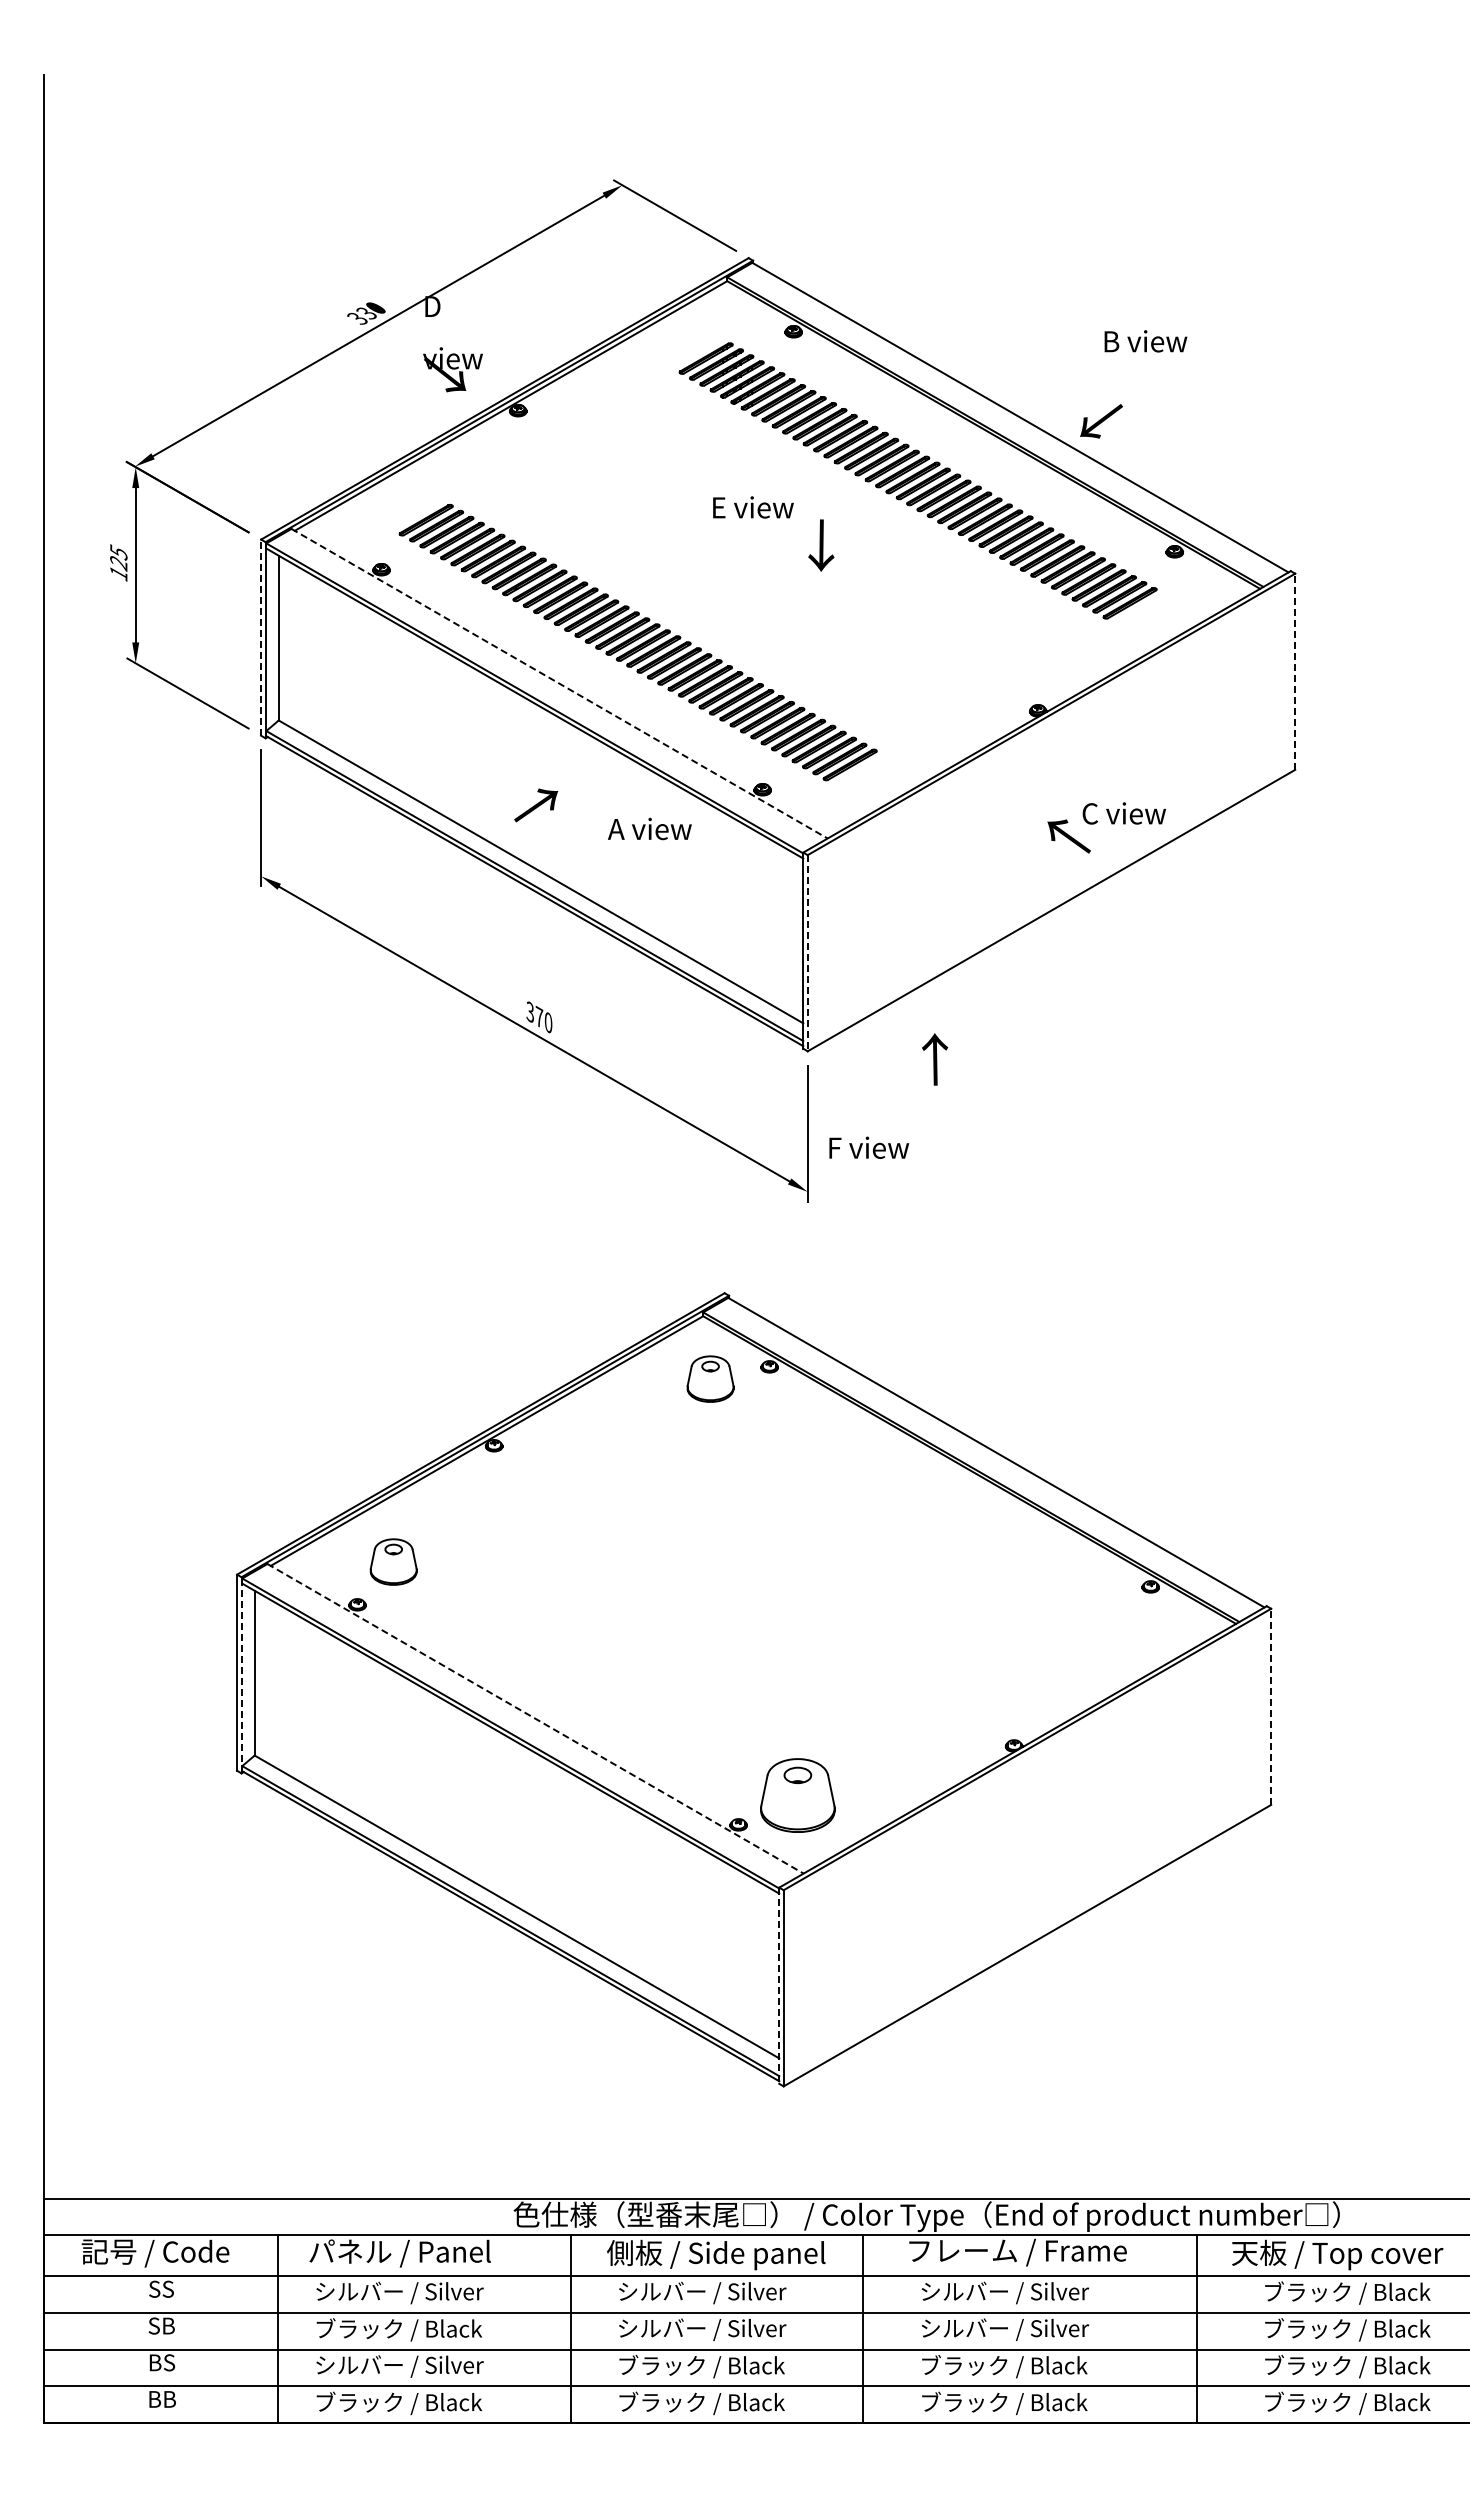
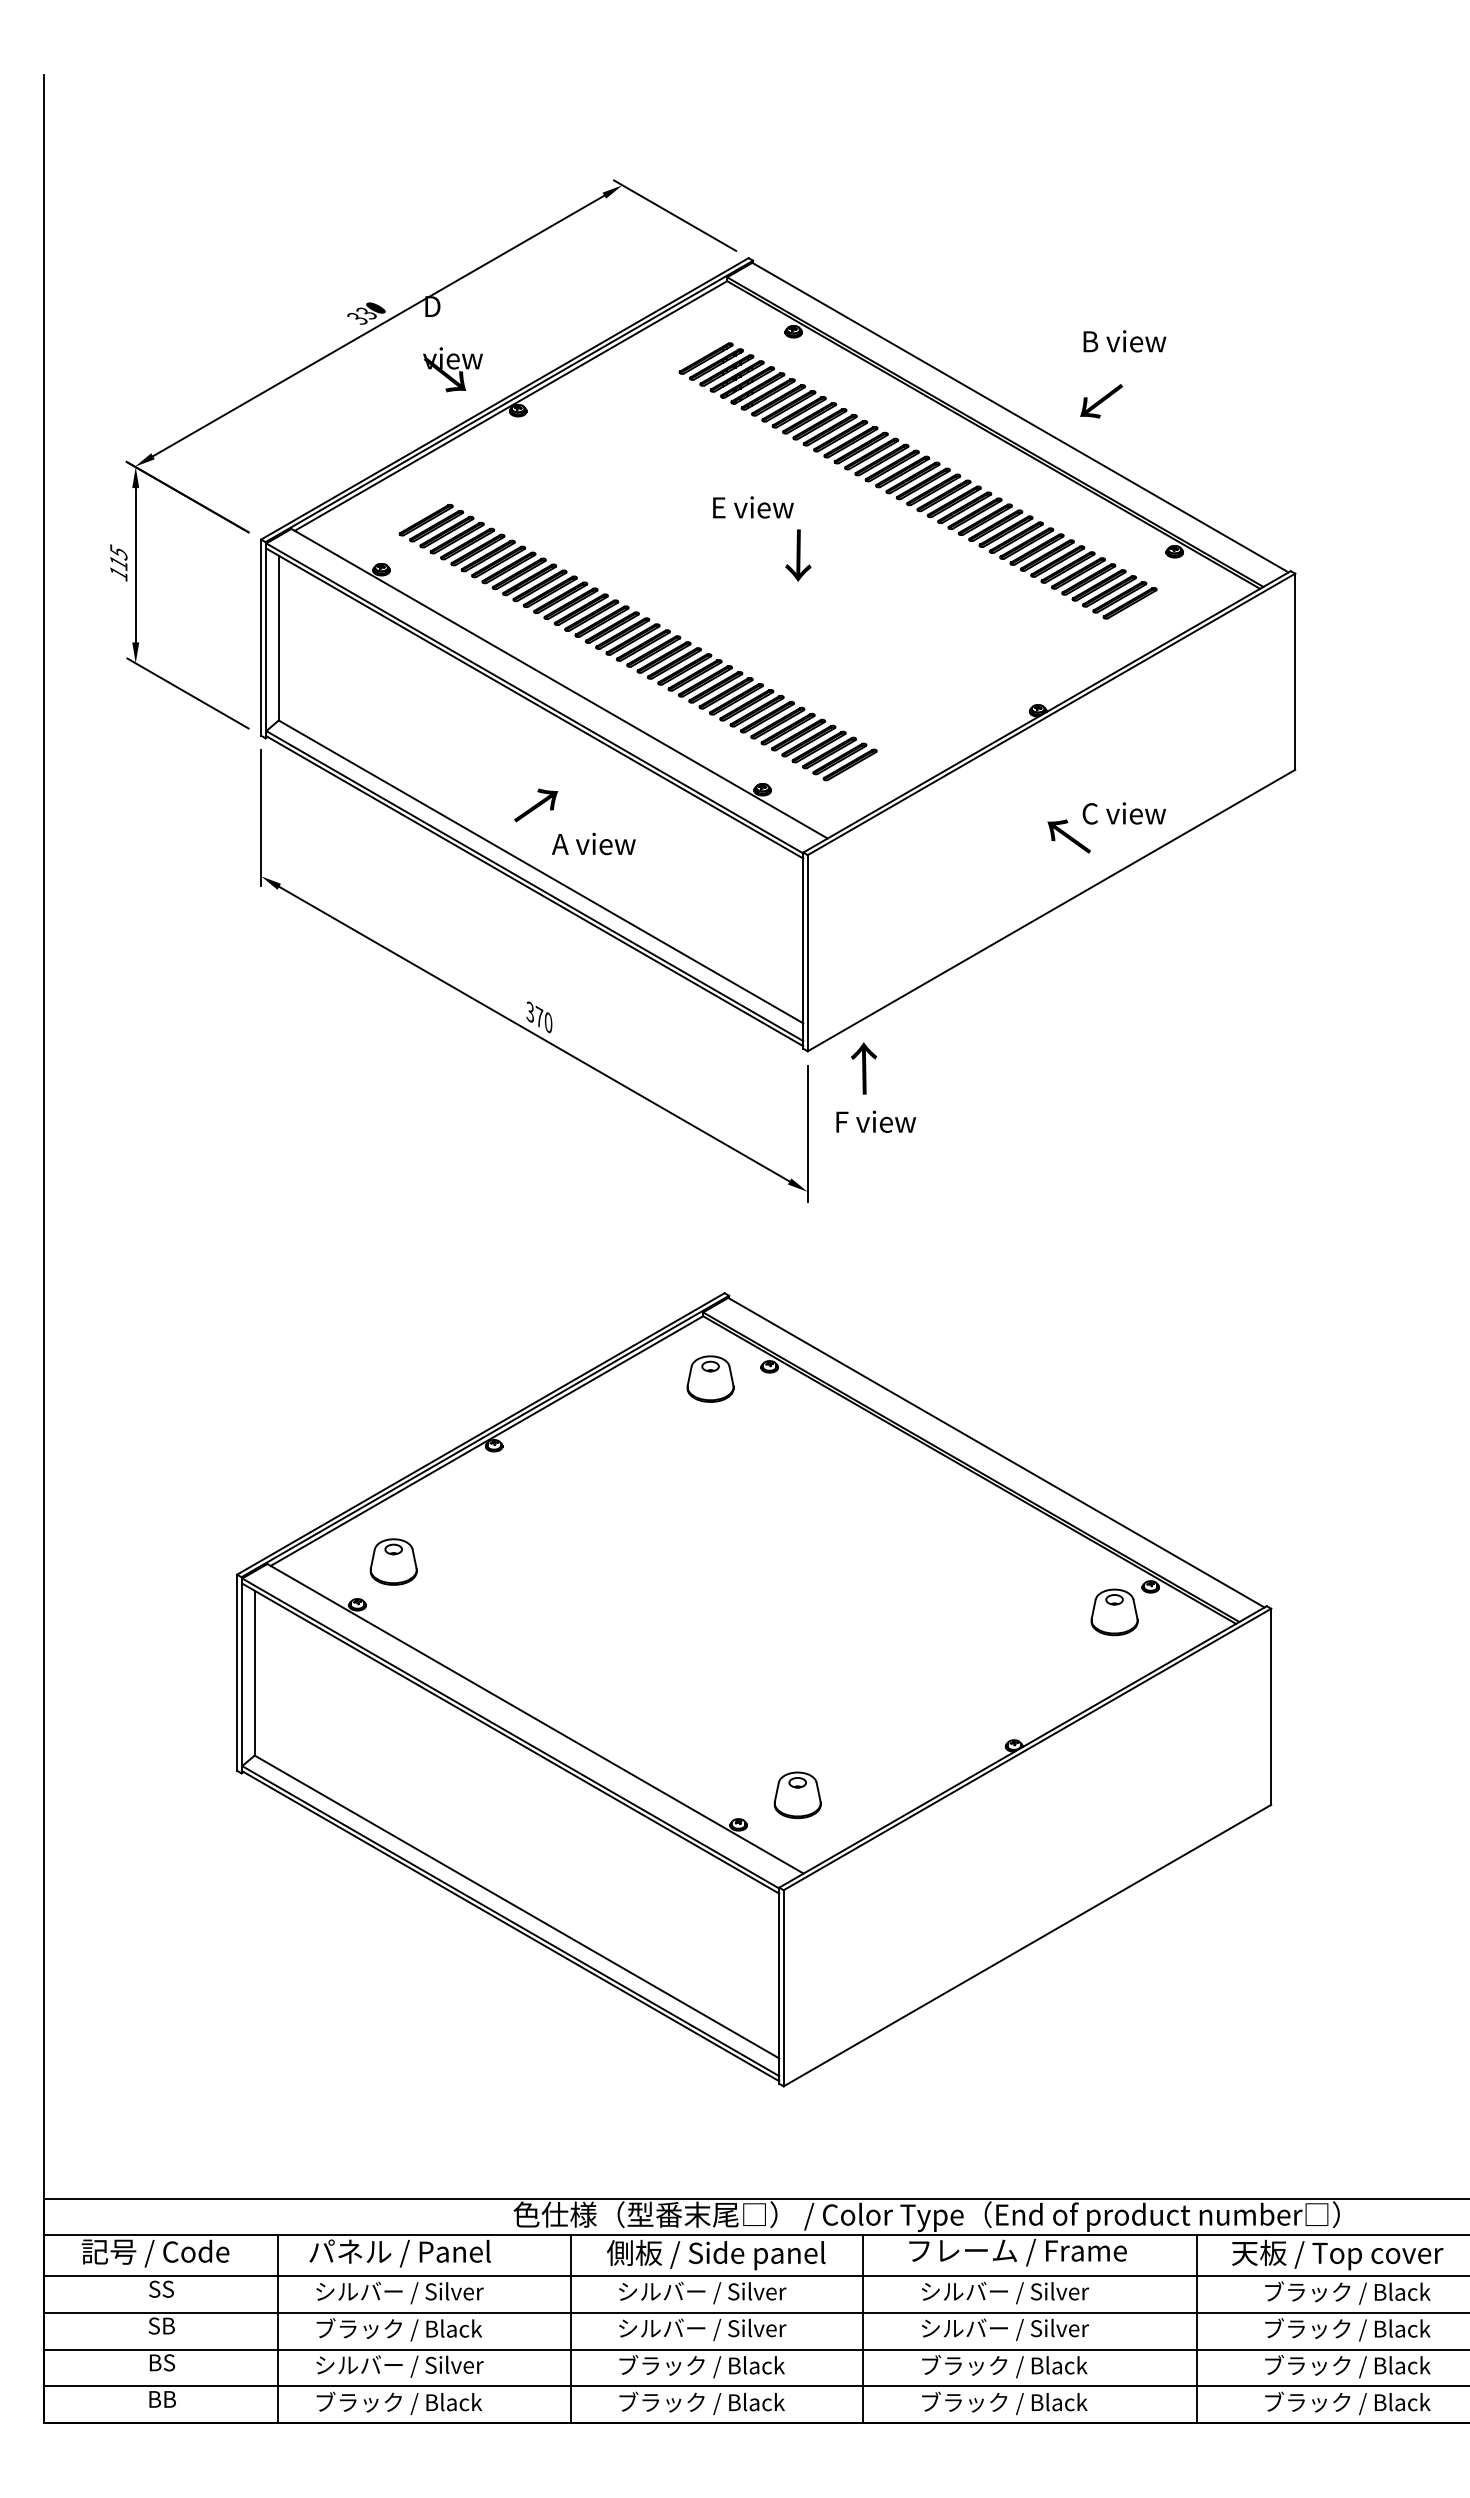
text position: (1145, 341) -> (1124, 341) (1124, 341)
text position: (1101, 421) -> (1101, 401) (1101, 401)
text position: (821, 545) -> (798, 555) (798, 555)
text: 125 -> 115 (118, 563)
line: dashed -> solid (261, 637)
line: dashed -> solid (1295, 671)
line: dashed -> solid (559, 683)
text position: (649, 828) -> (593, 843) (593, 843)
line: dashed -> solid (807, 953)
text position: (935, 1059) -> (864, 1068) (864, 1068)
text position: (869, 1147) -> (876, 1121) (876, 1121)
part: none -> present (1114, 1612)
line: dashed -> solid (241, 1674)
line: dashed -> solid (1271, 1706)
line: dashed -> solid (535, 1718)
part size: 76x75 px -> 49x48 px (797, 1794)
line: dashed -> solid (779, 1986)
